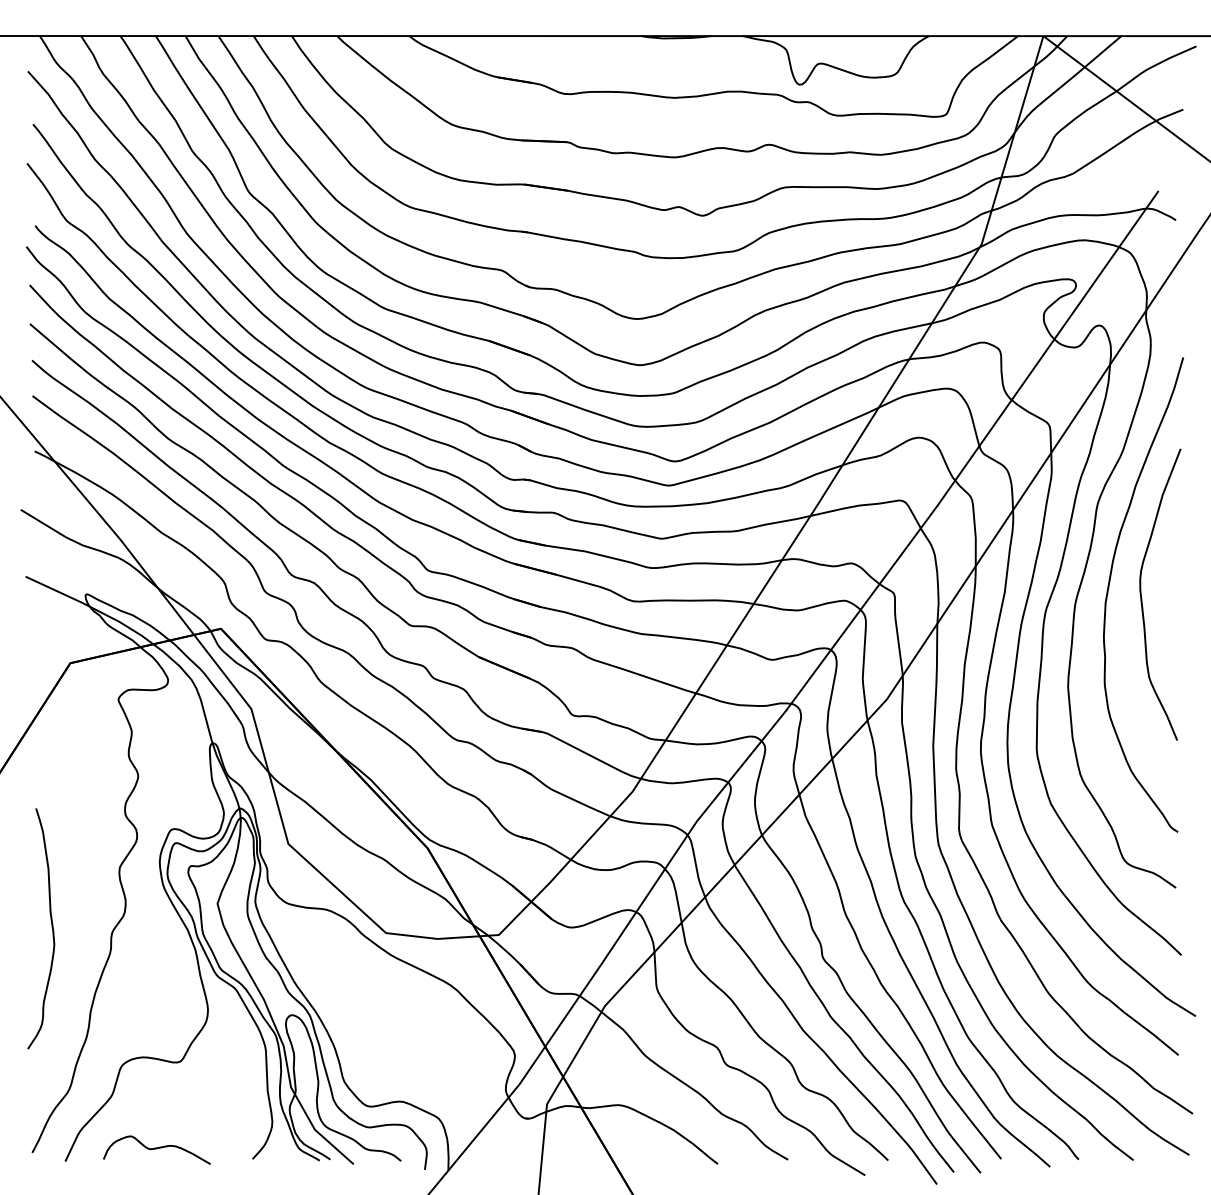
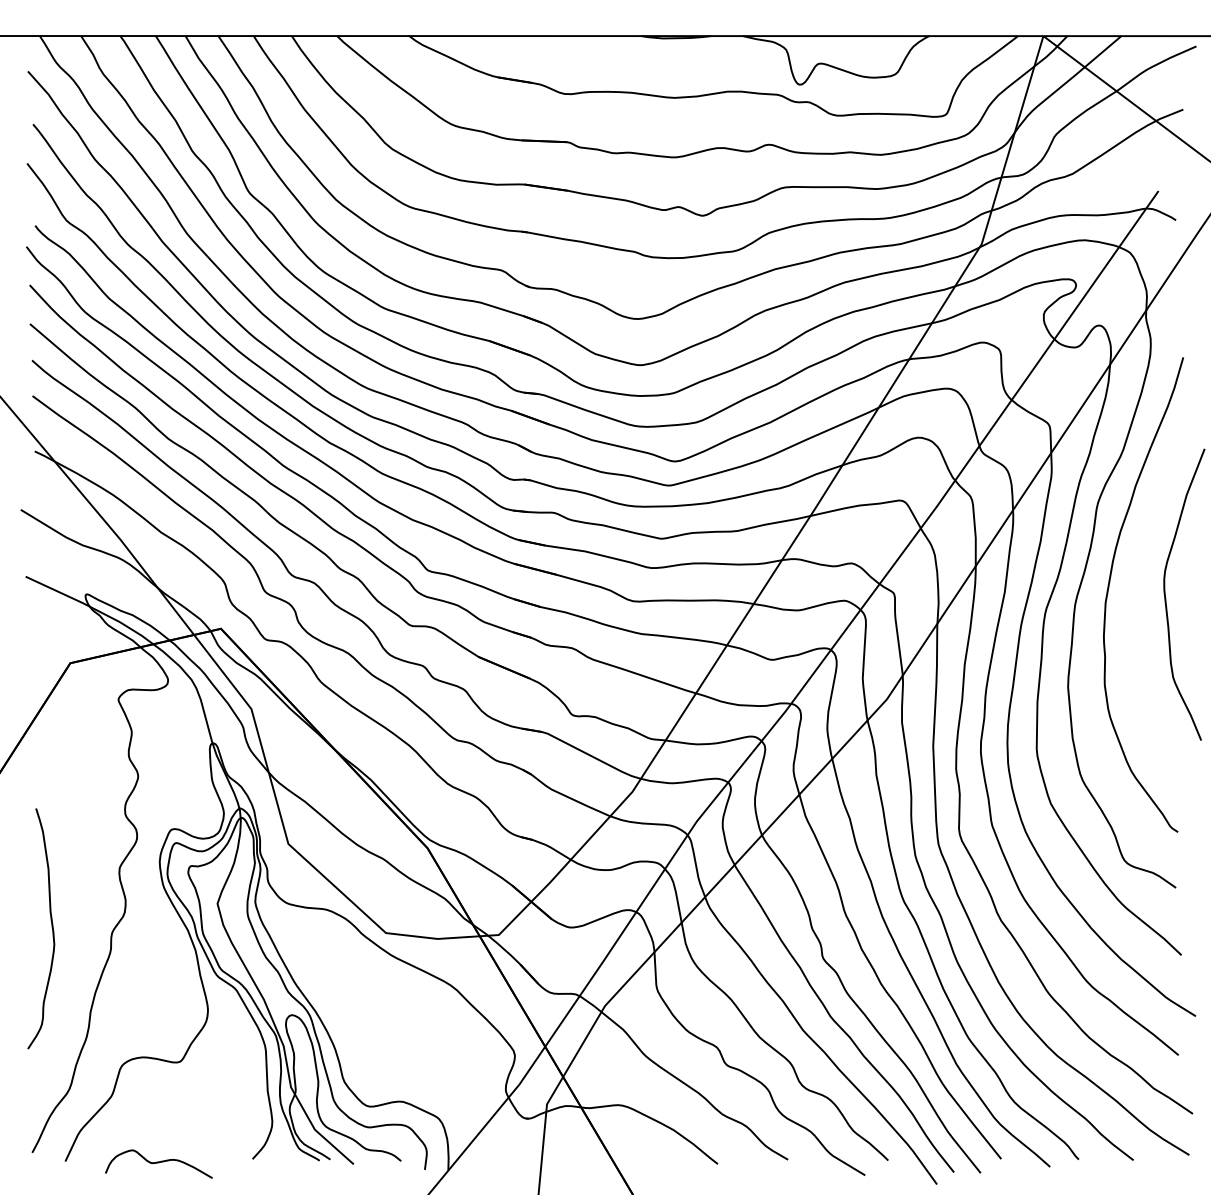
curve position: (1142, 598) -> (1166, 598) (1166, 598)
curve position: (156, 1149) -> (158, 1163) (158, 1163)
